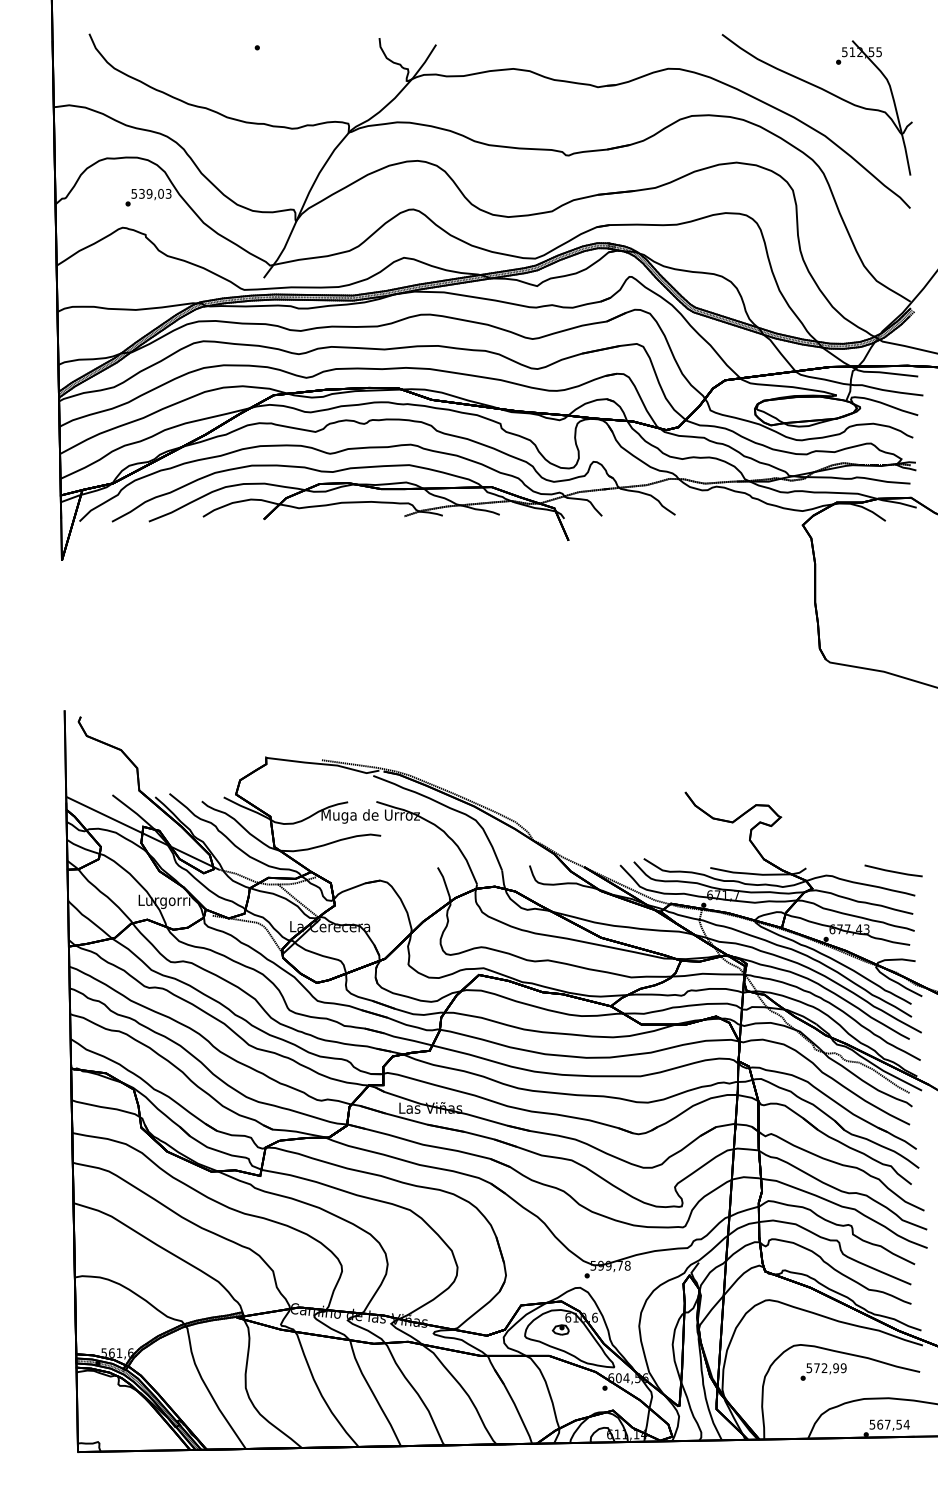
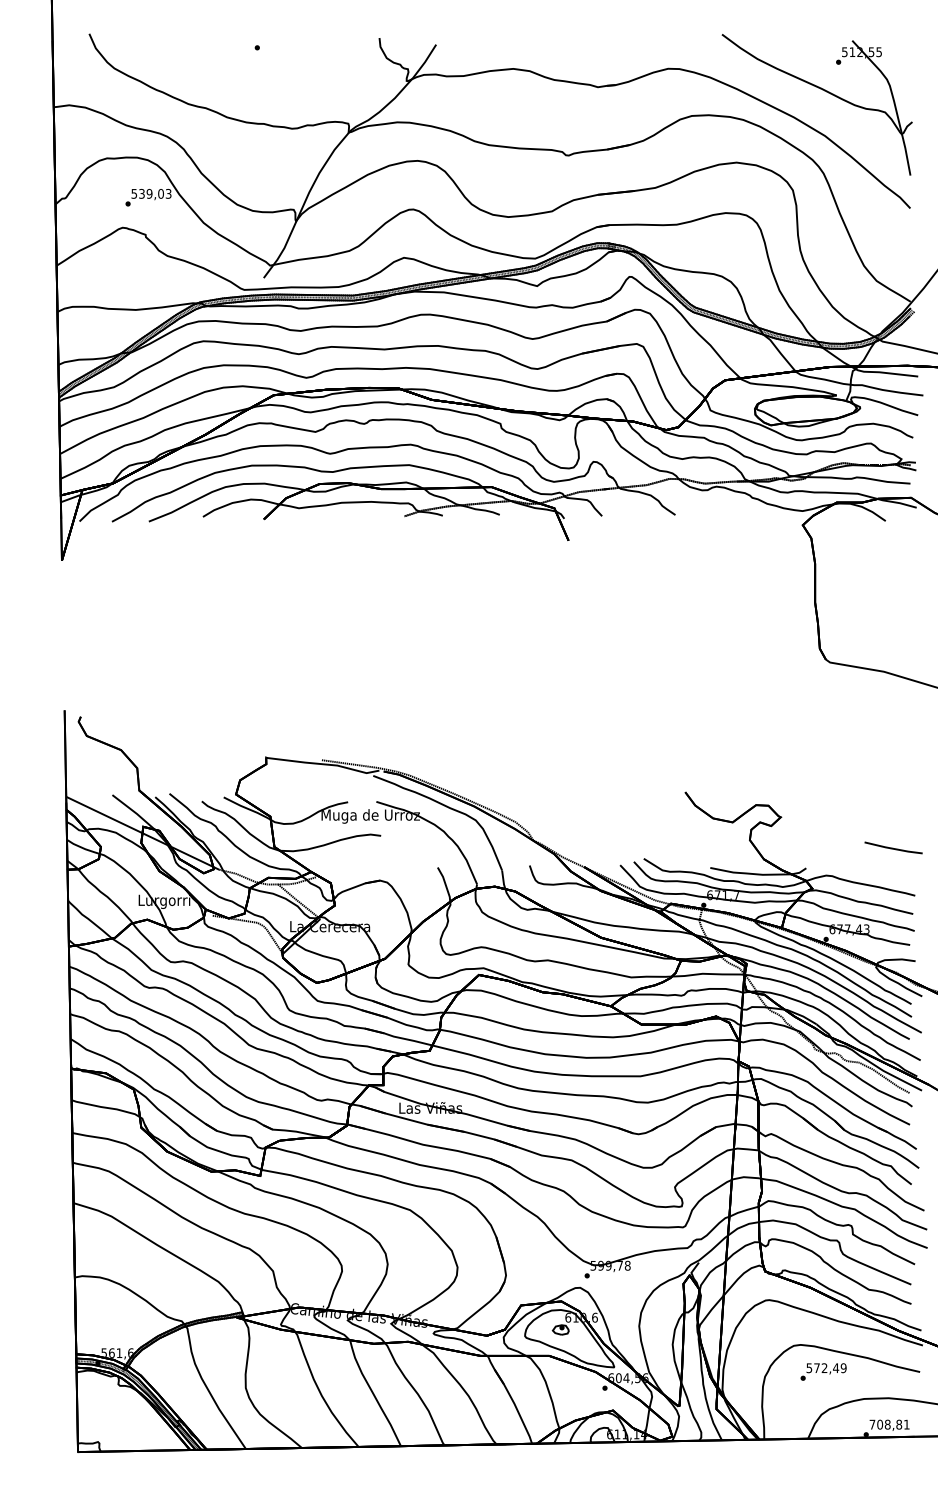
line position: (893, 870) -> (893, 847) (893, 847)
text: 572,99 -> 572,49 (836, 1368)
text: 567,54 -> 708,81 (889, 1424)
